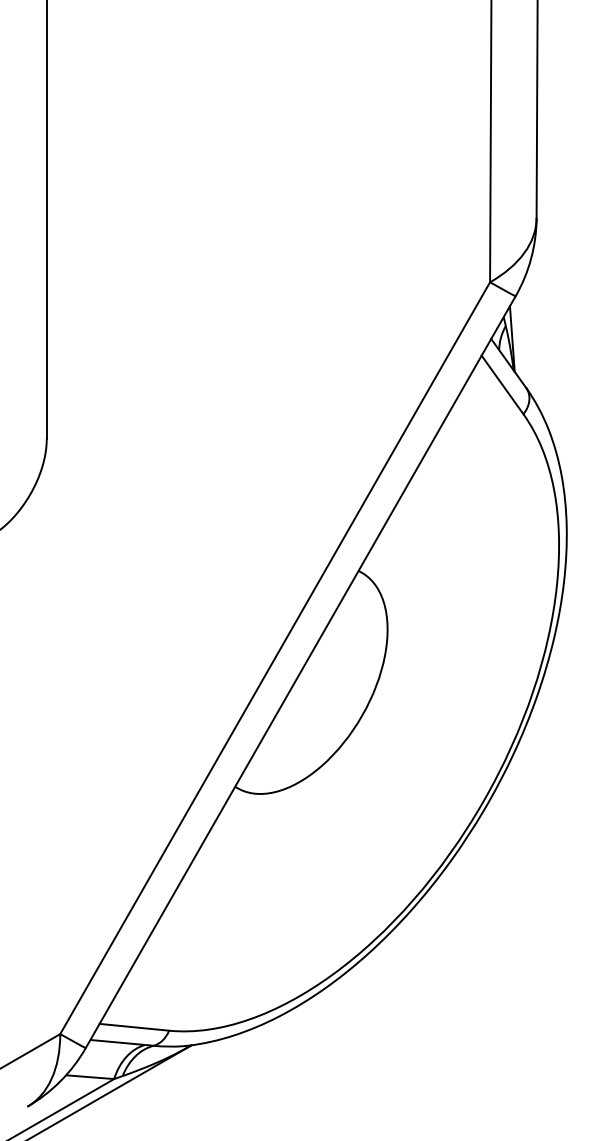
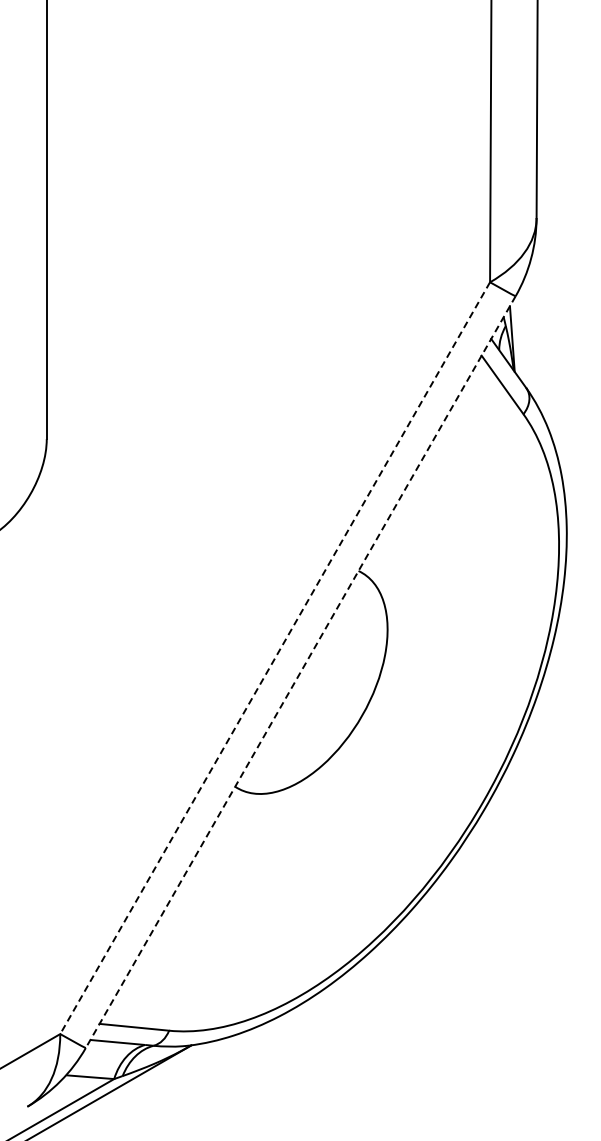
line: solid -> dashed (274, 658)
line: solid -> dashed (300, 672)
